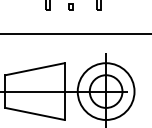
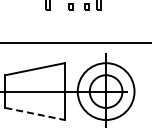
part: none -> present (86, 6)
line position: (75, 34) -> (75, 43) (75, 43)
line: solid -> dashed (35, 114)
